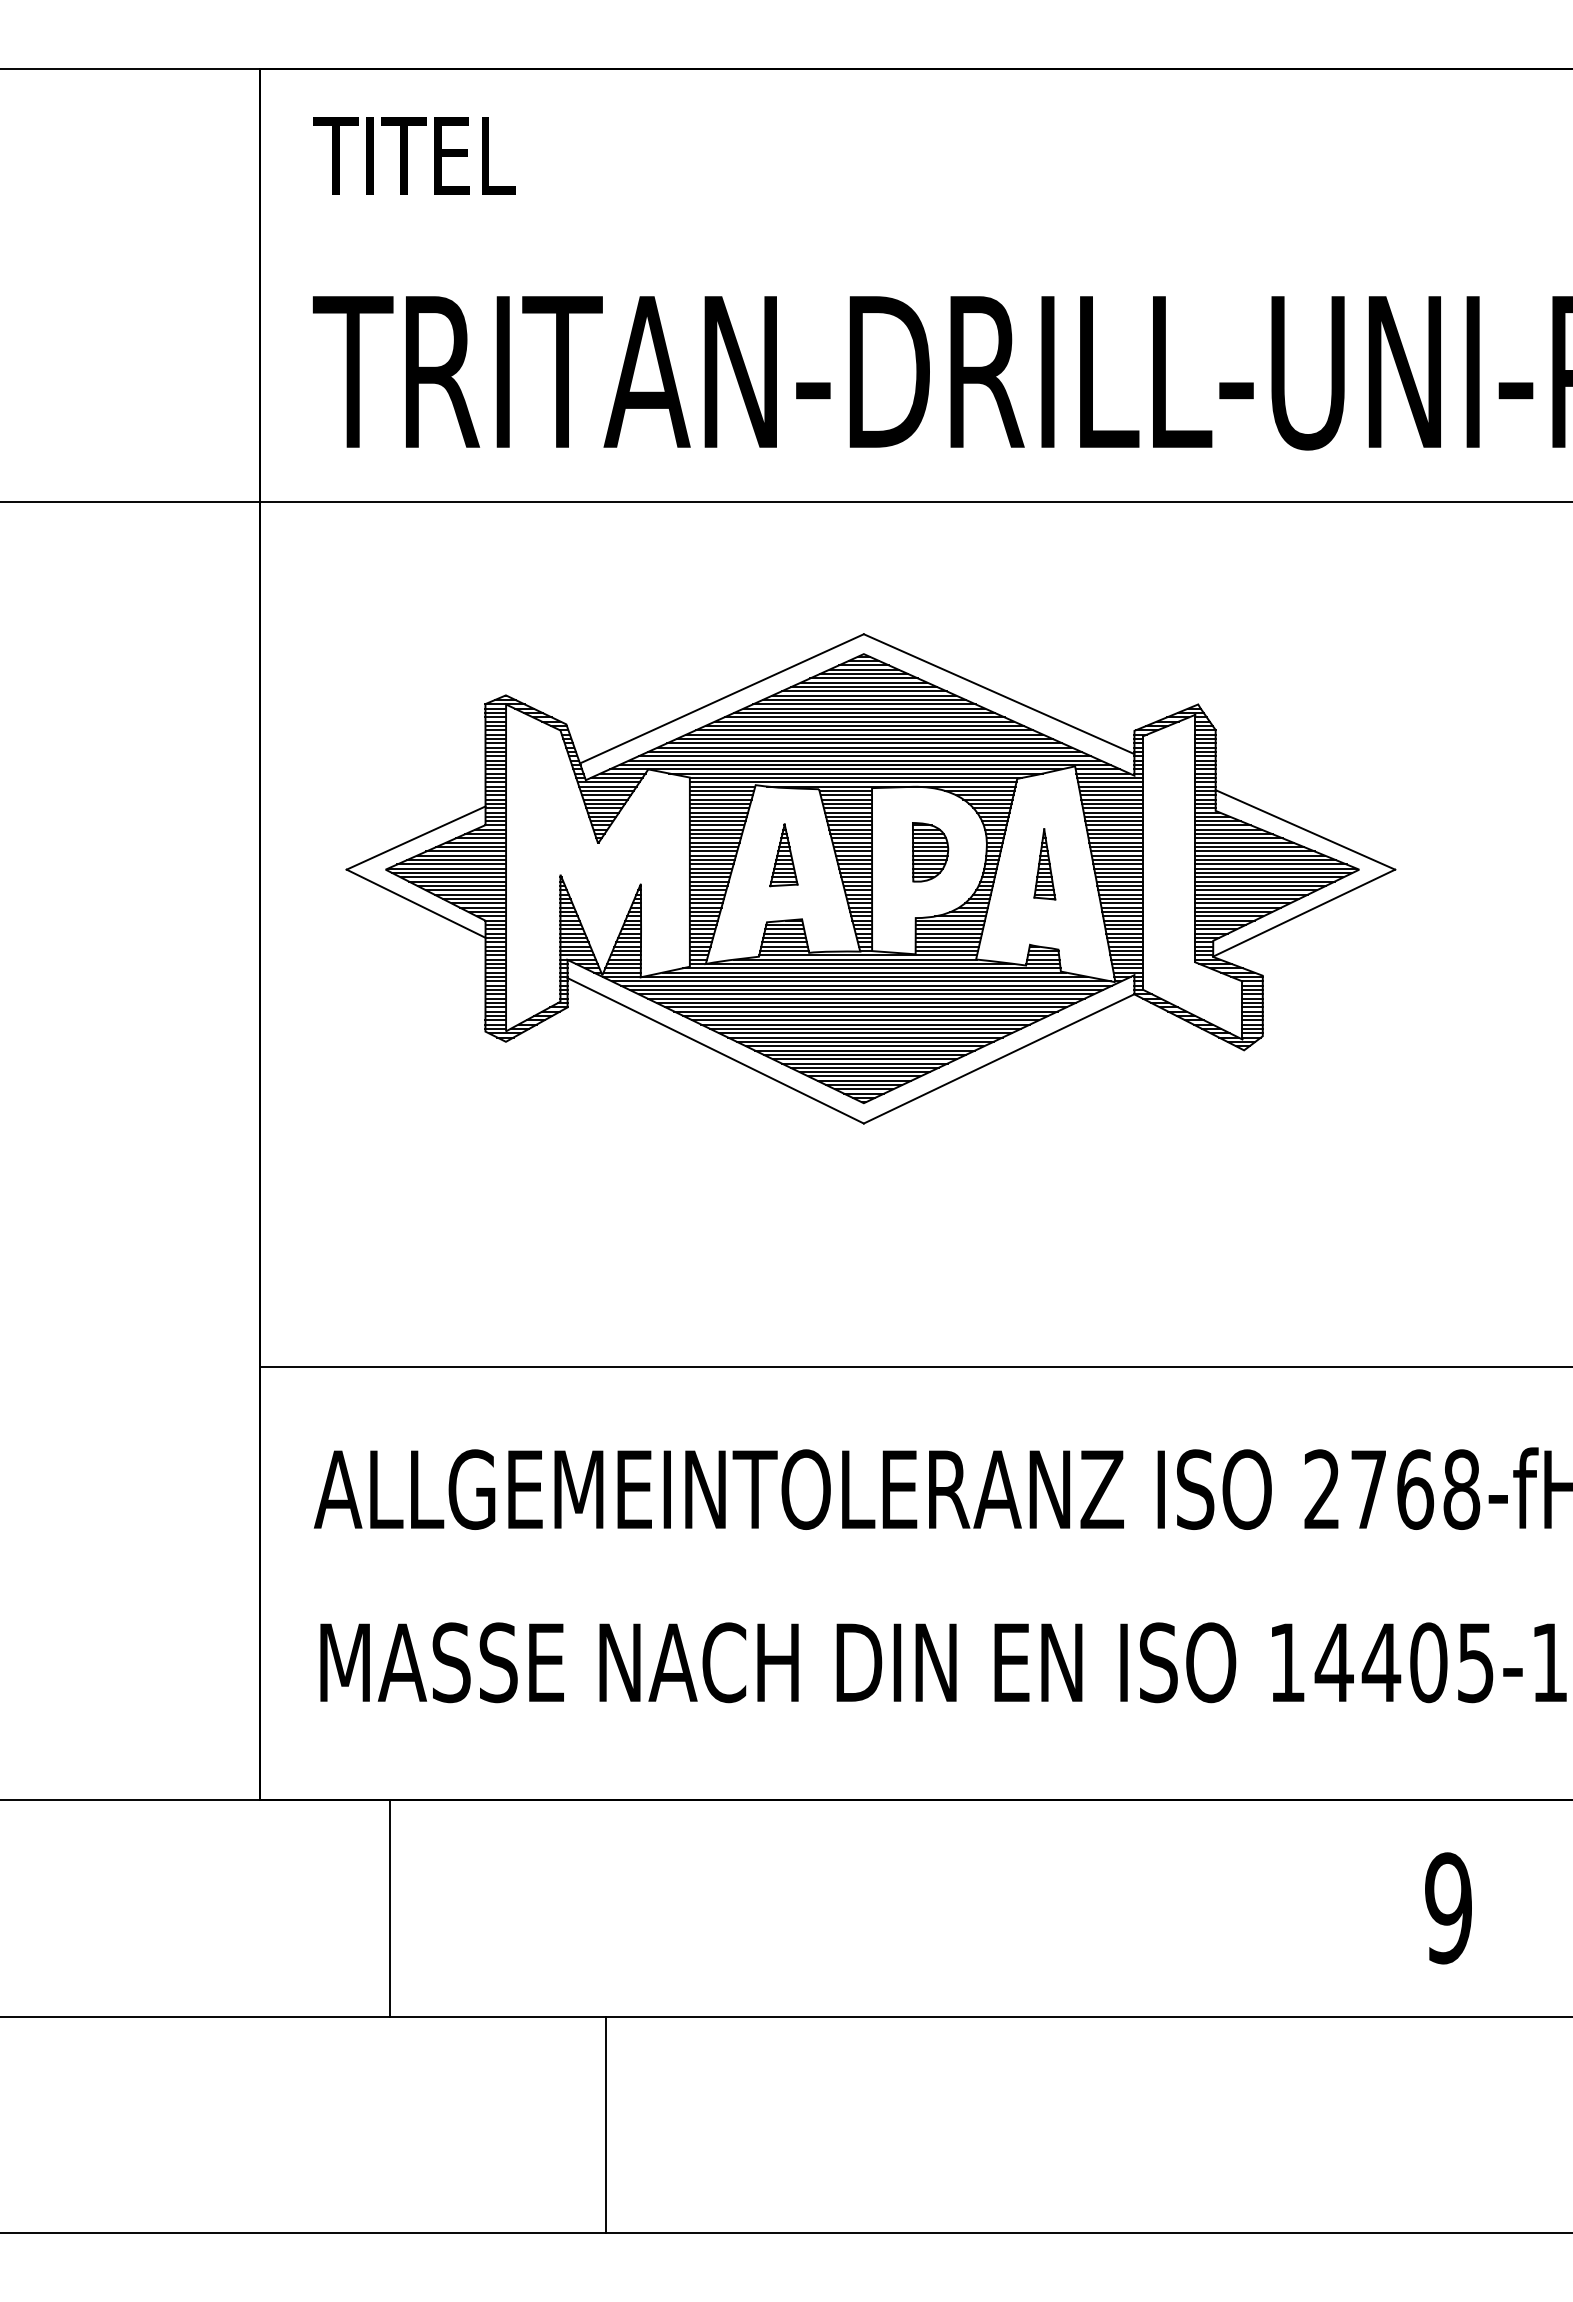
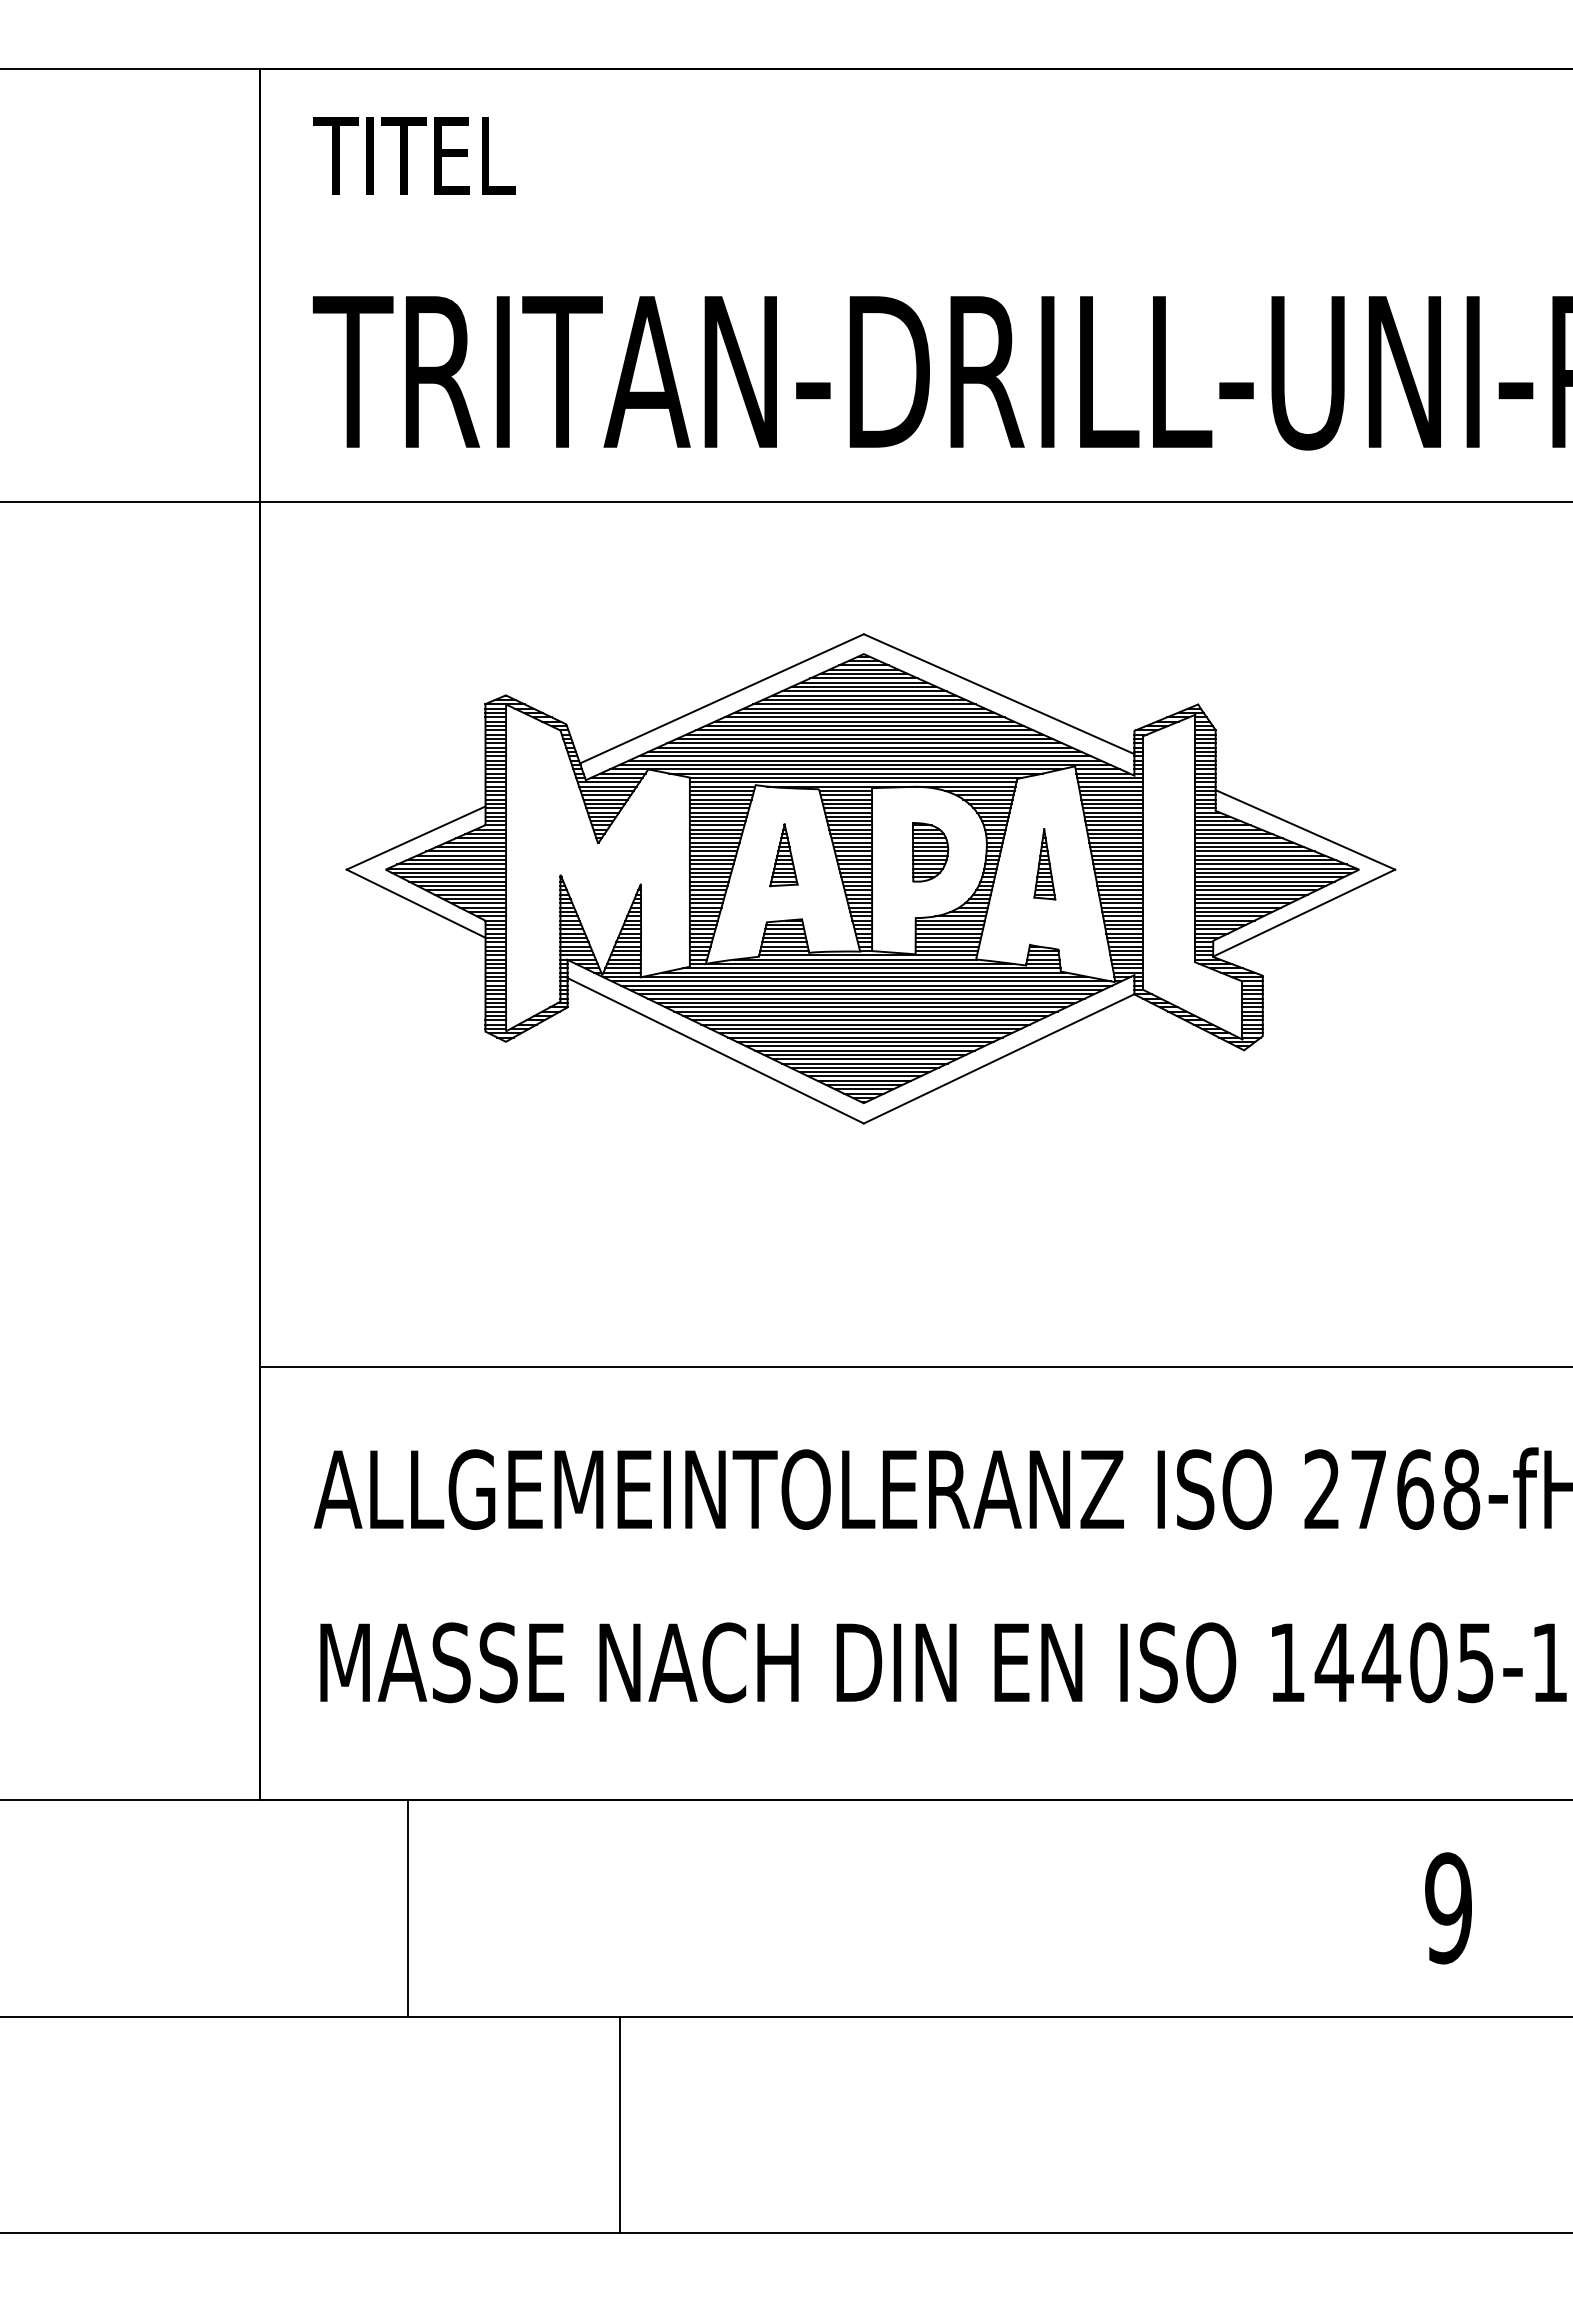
line position: (389, 1908) -> (407, 1908) (407, 1908)
line position: (606, 2124) -> (620, 2124) (620, 2124)
